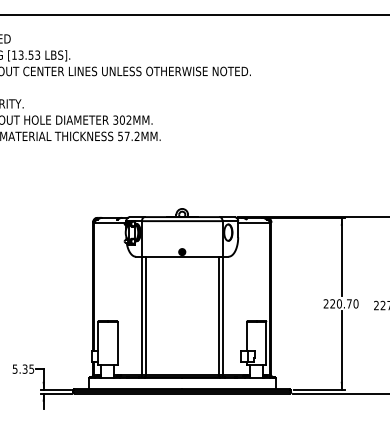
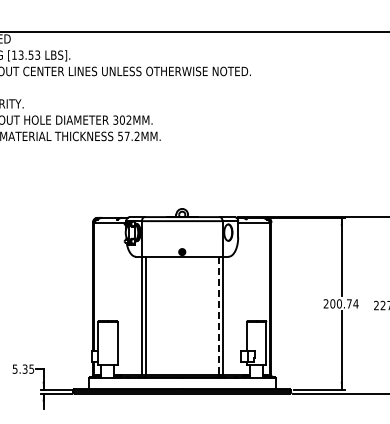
line position: (194, 14) -> (194, 31) (194, 31)
text: 220.70 -> 200.74 (344, 303)
line: solid -> dashed (218, 316)
